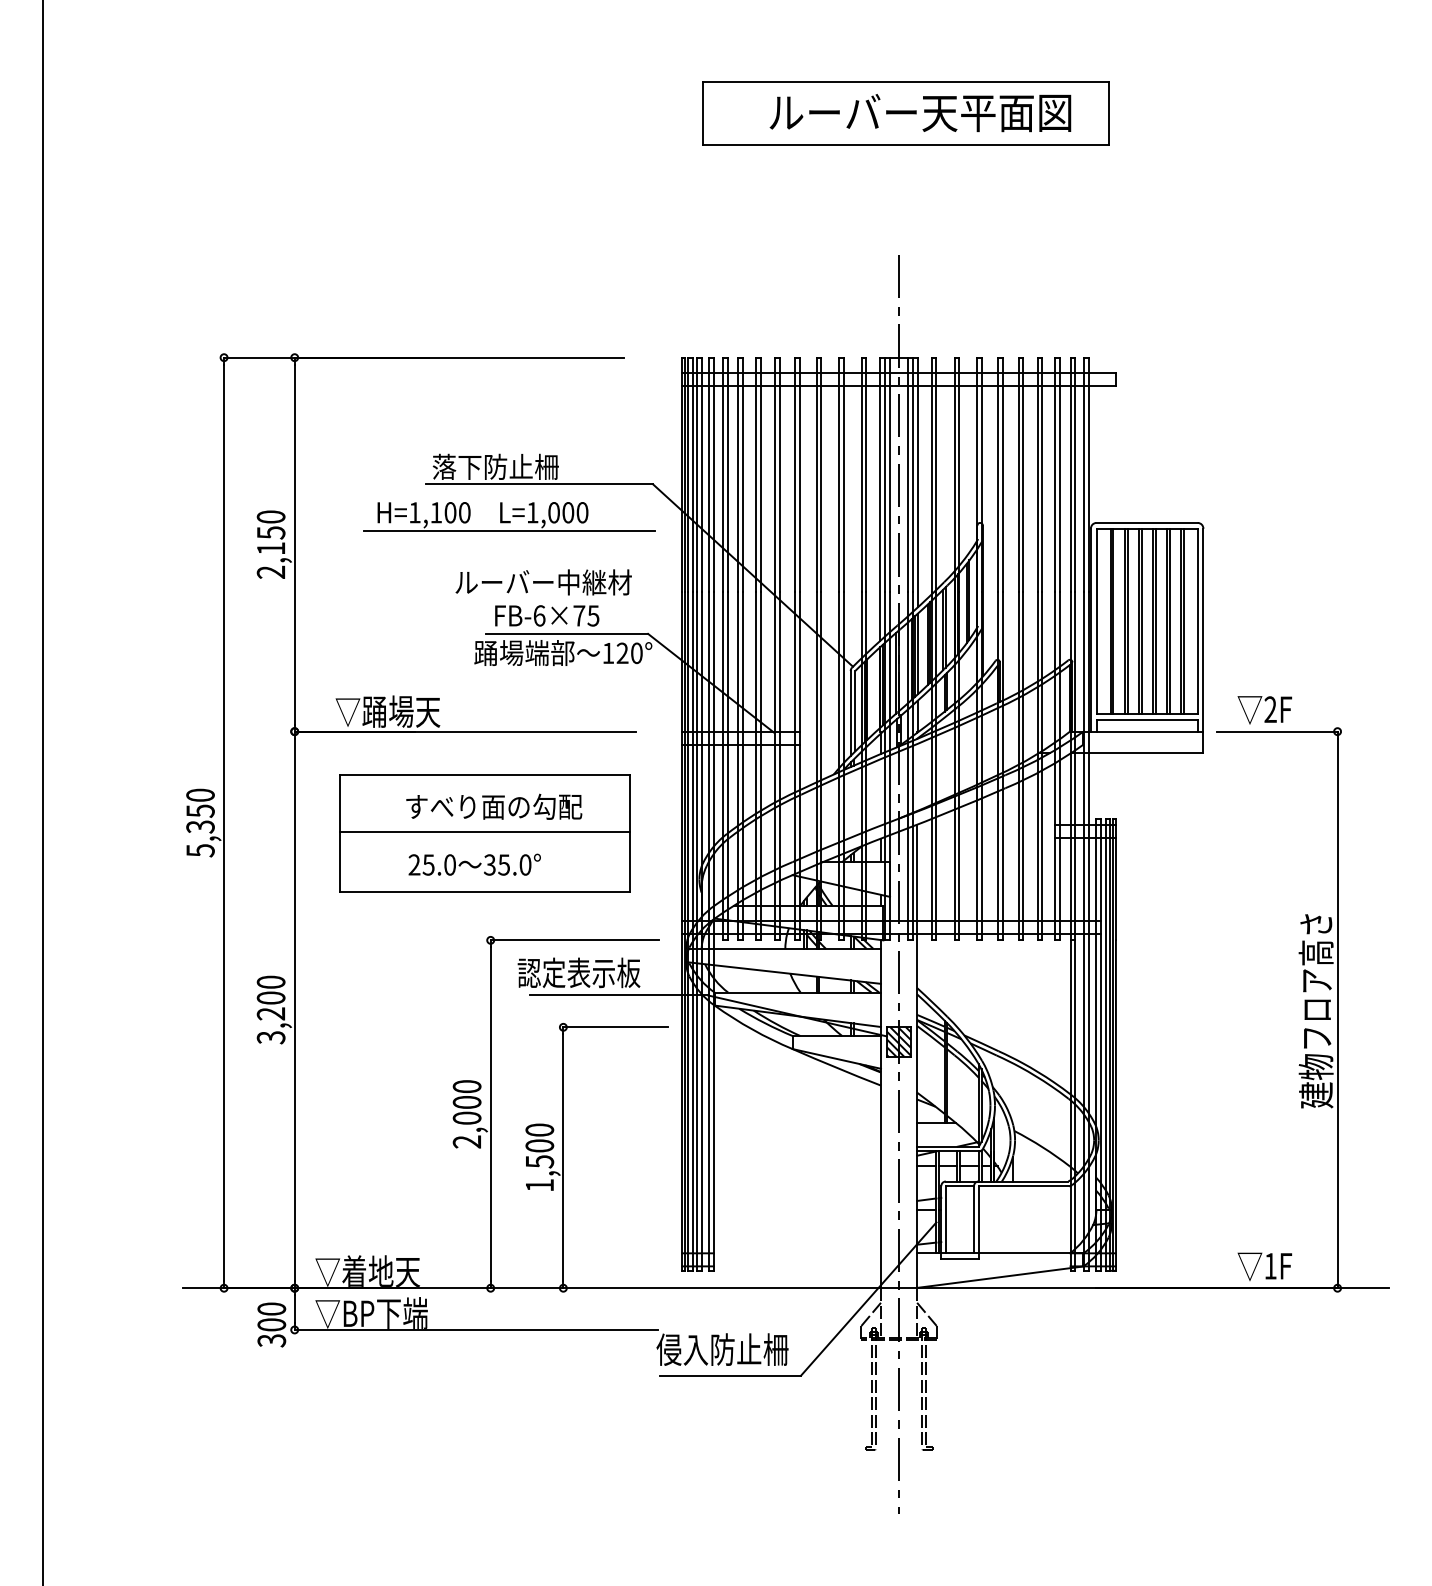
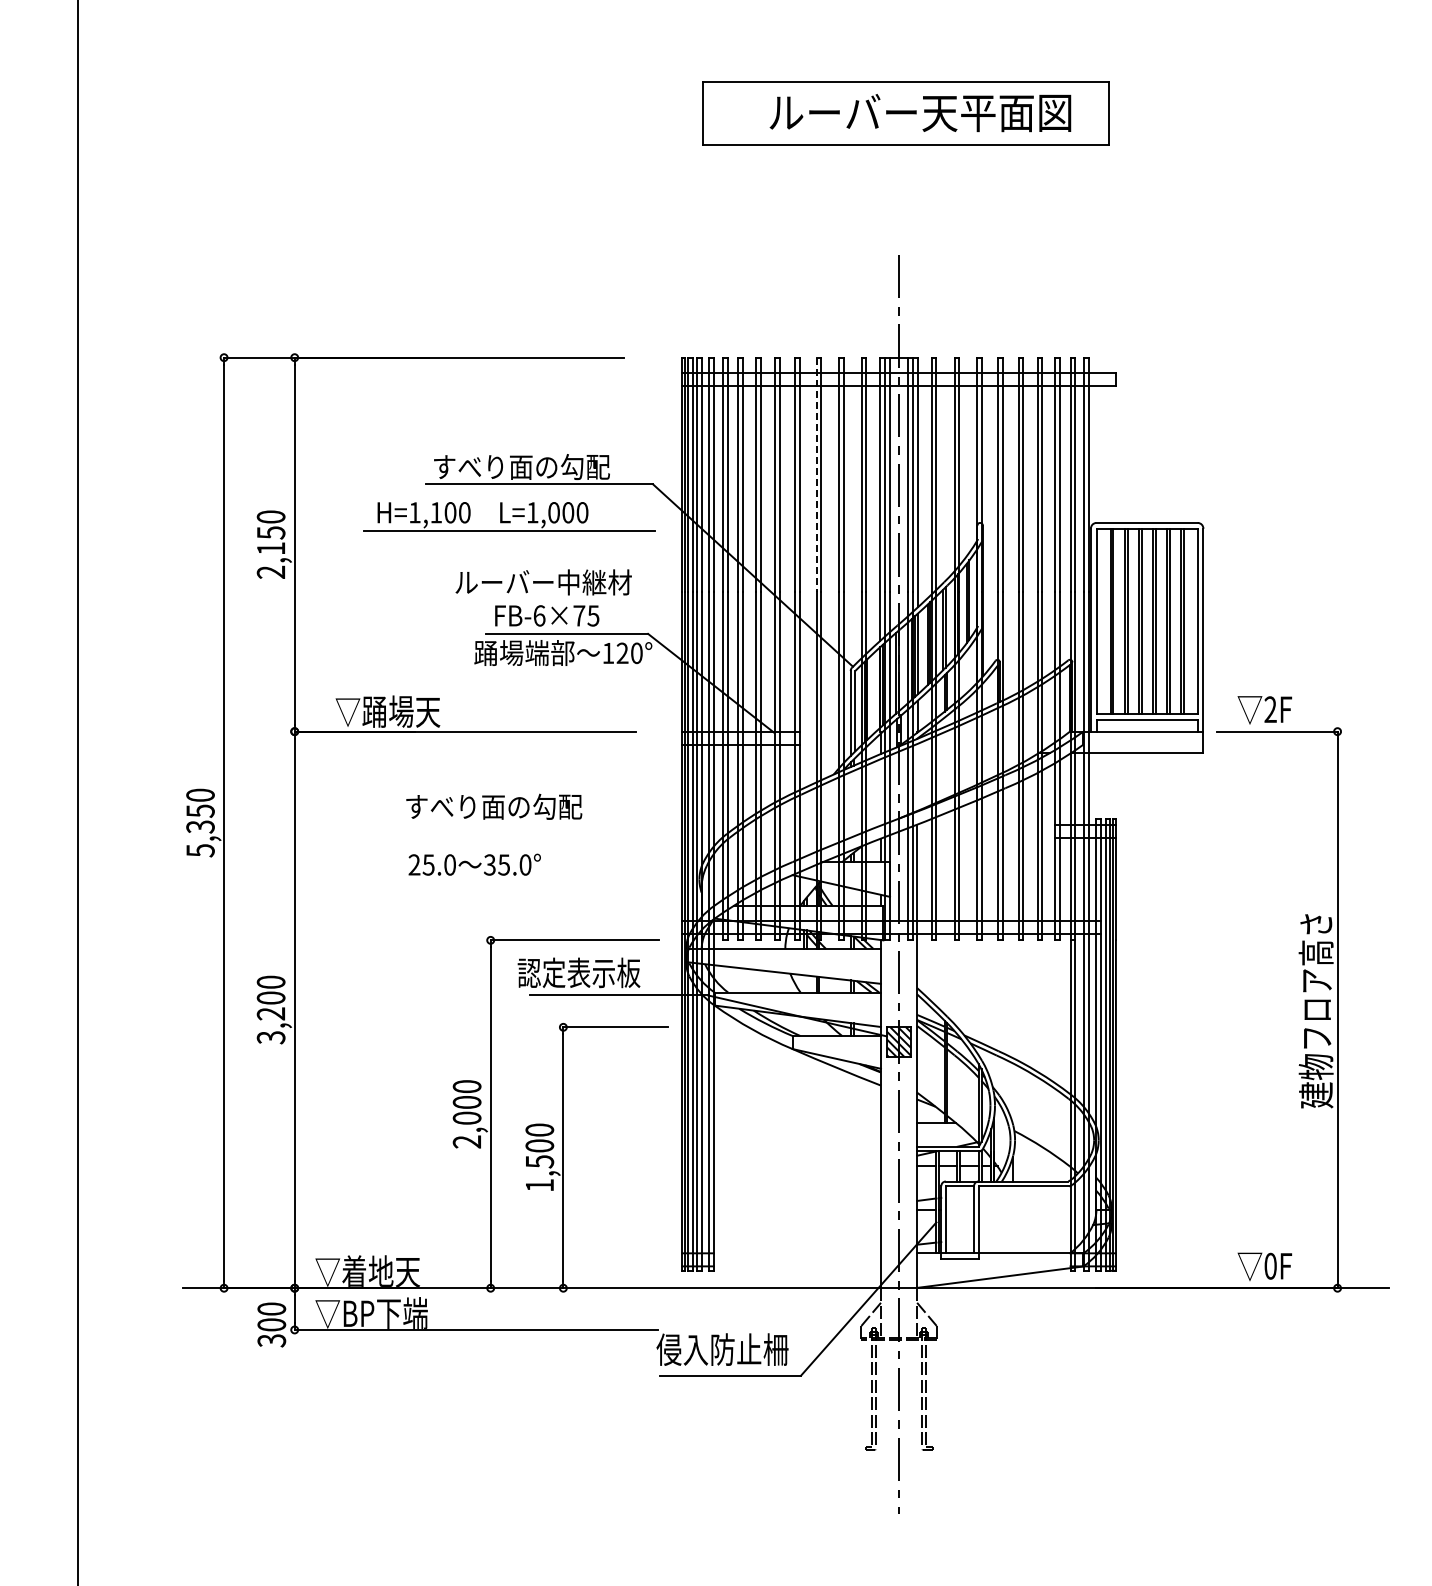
text: 落下防止柵 -> すべり面の勾配 (520, 466)
line: solid -> dashed (816, 475)
line position: (43, 792) -> (78, 792) (78, 792)
part: present -> none (484, 833)
text: 1F -> 0F (1270, 1265)
